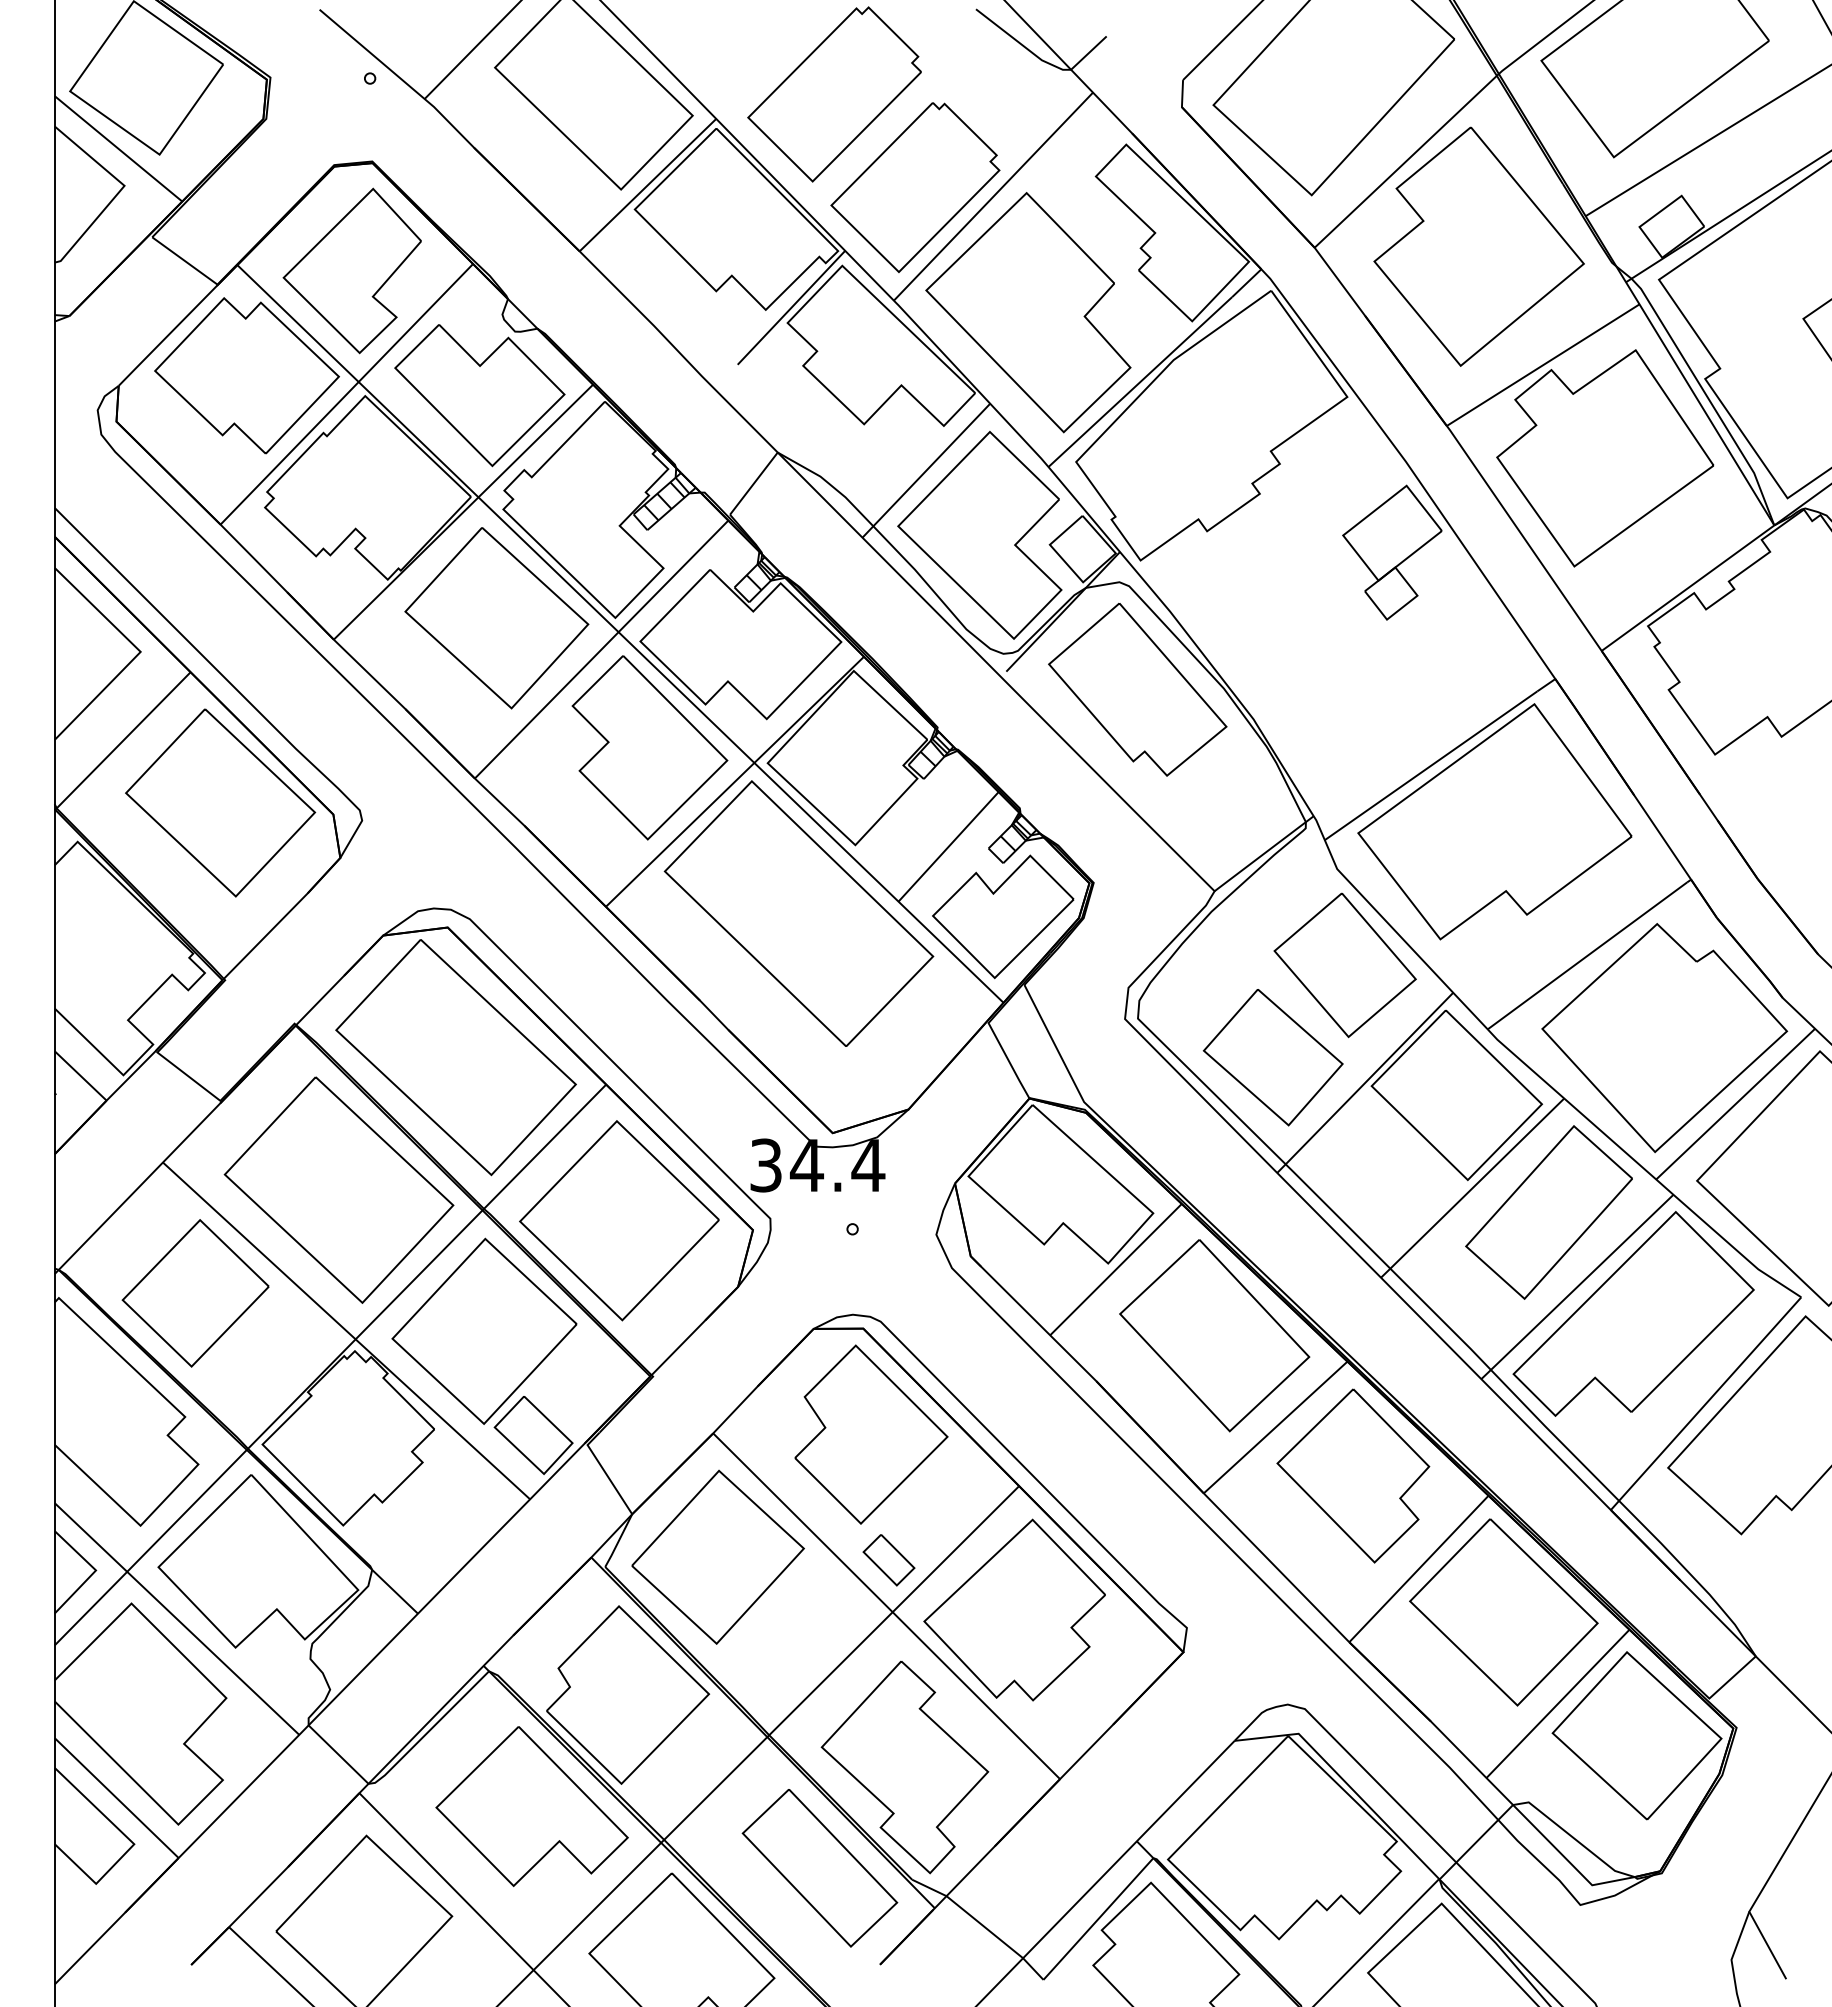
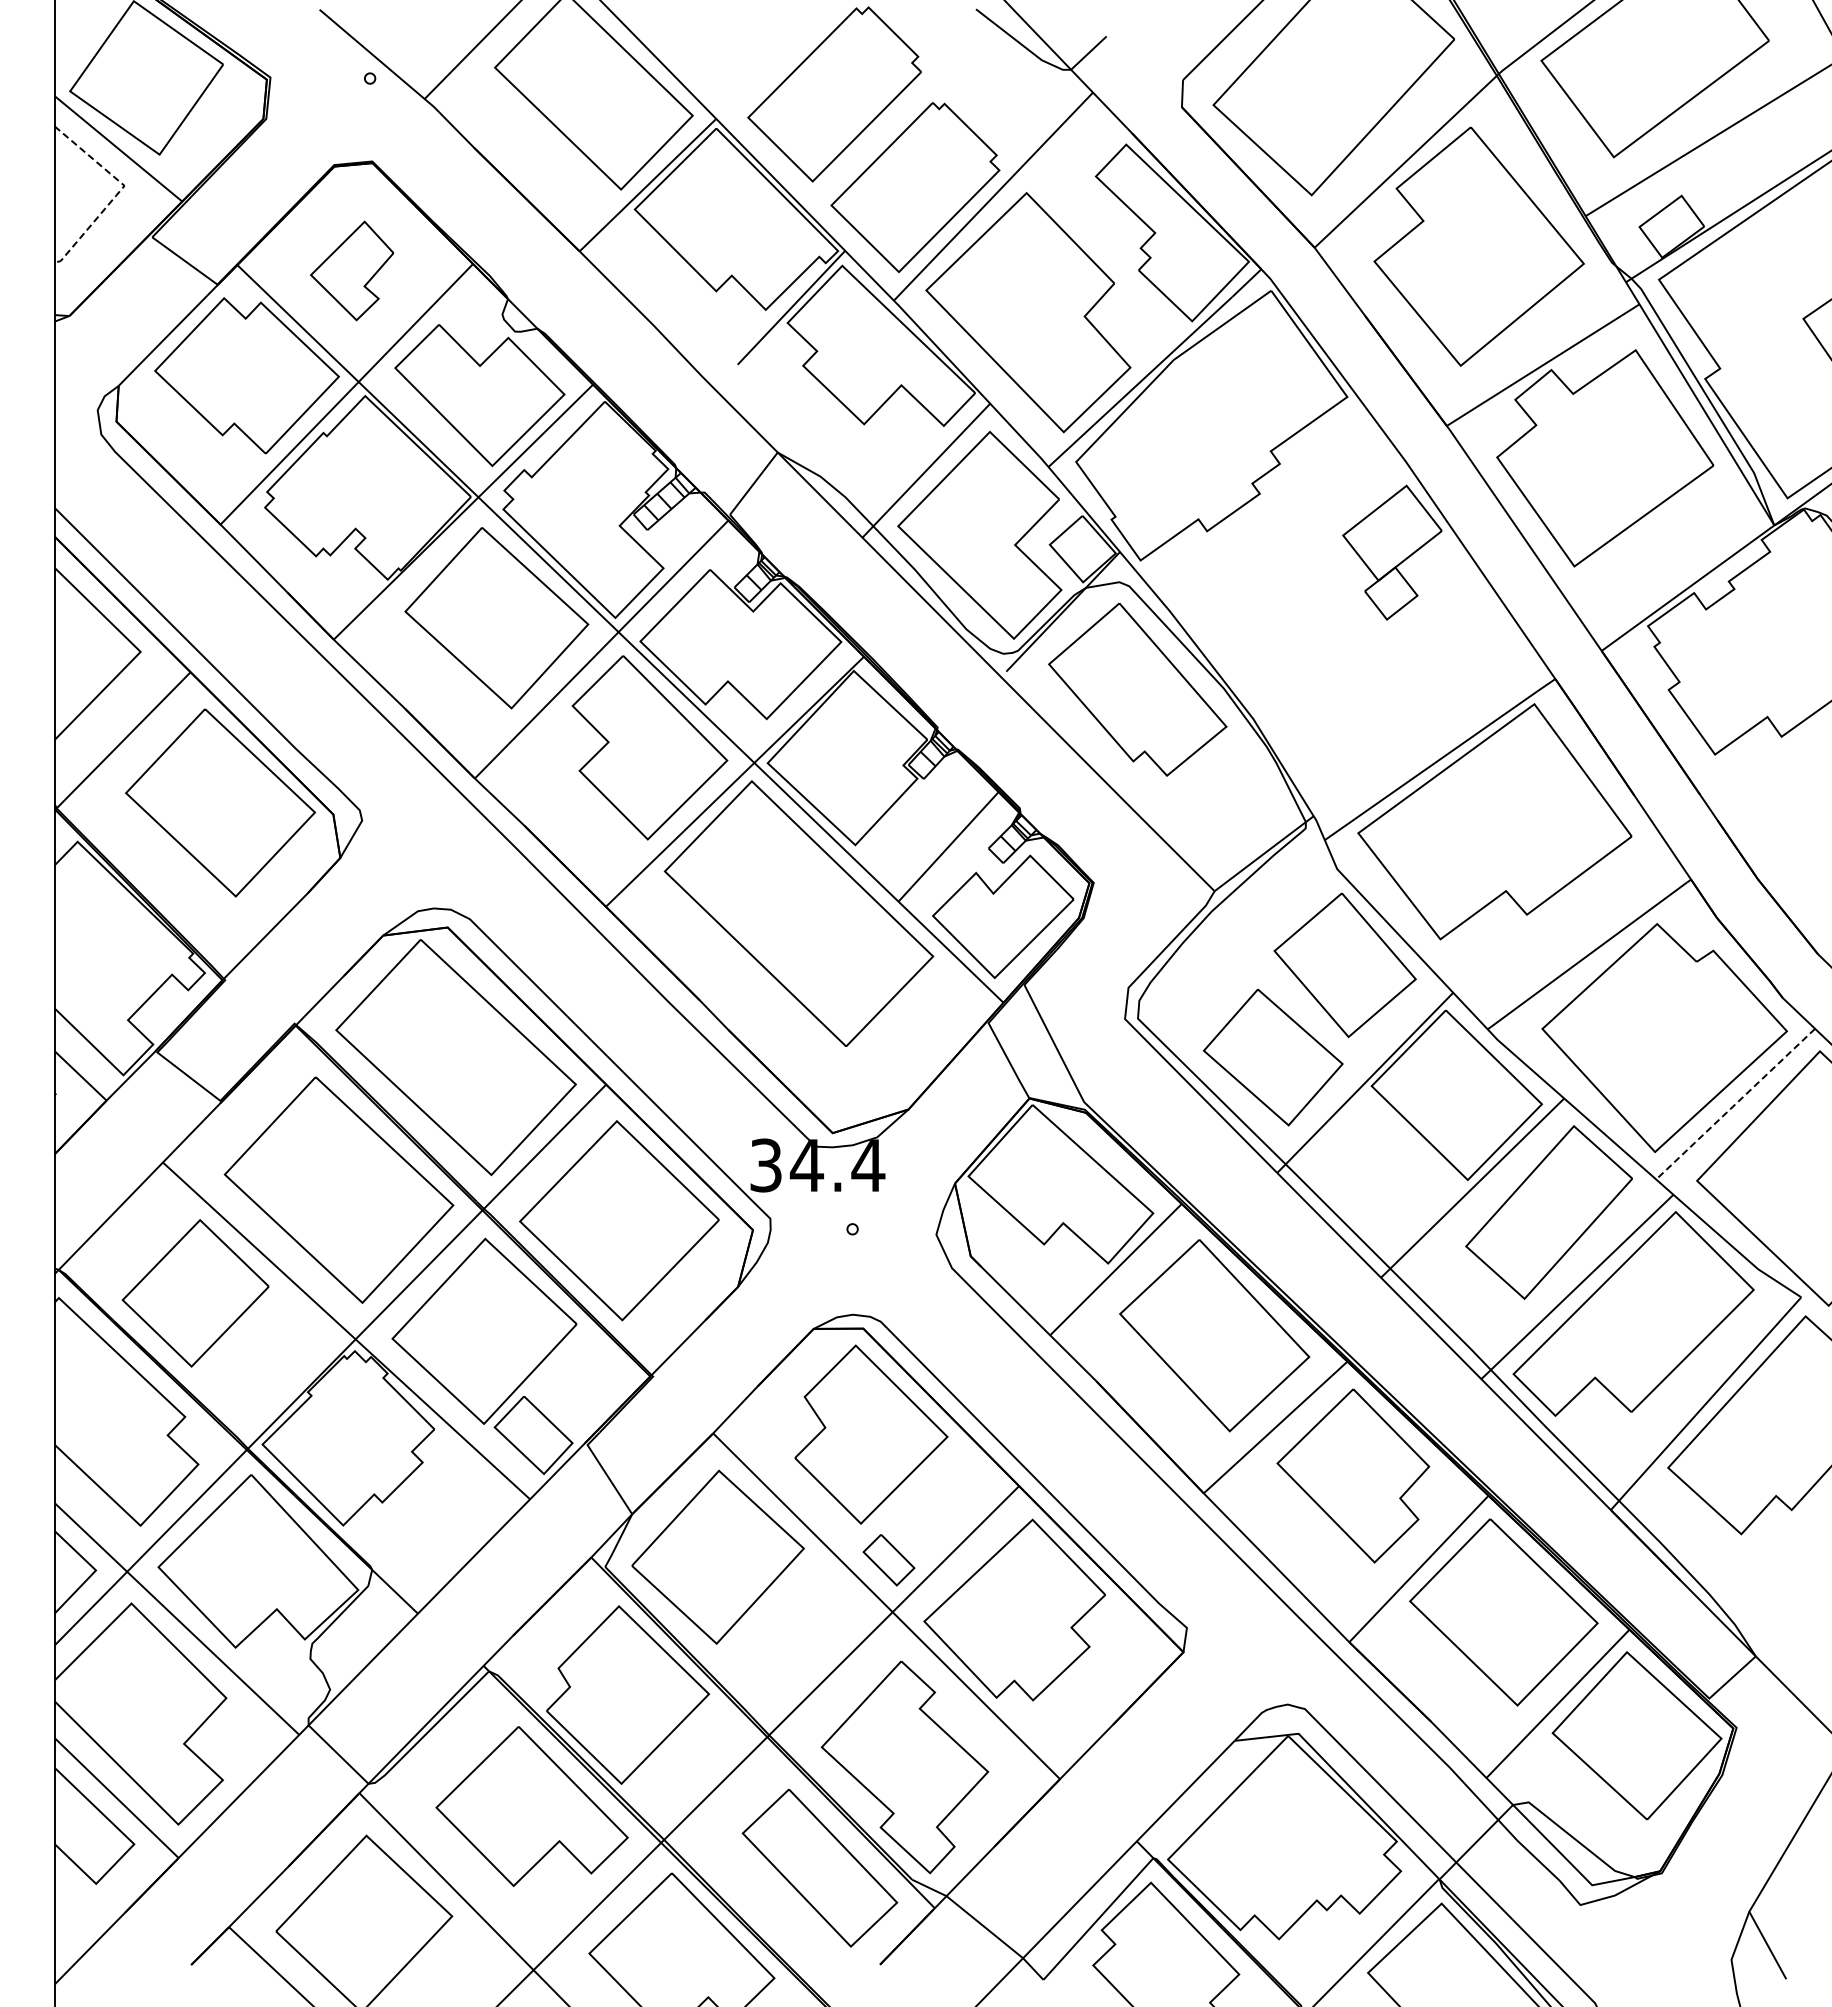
line: solid -> dashed (120, 191)
part size: 140x168 px -> 84x102 px (351, 270)
line: solid -> dashed (1735, 1104)
